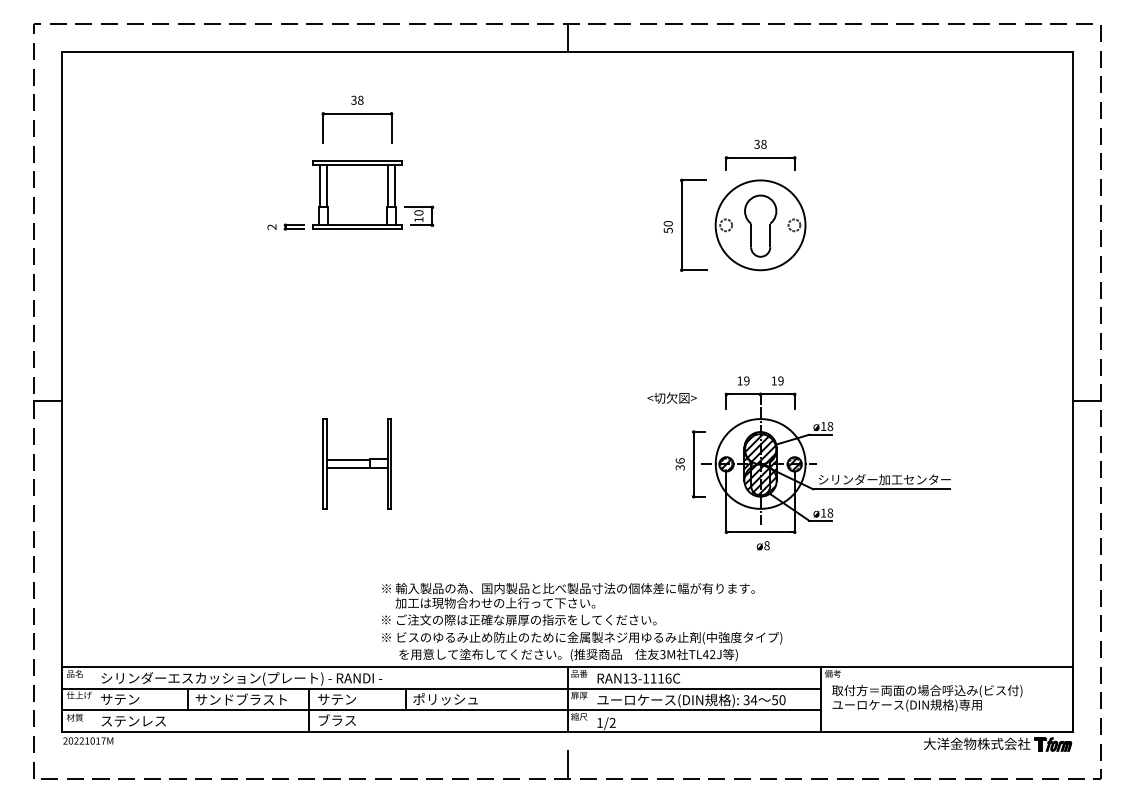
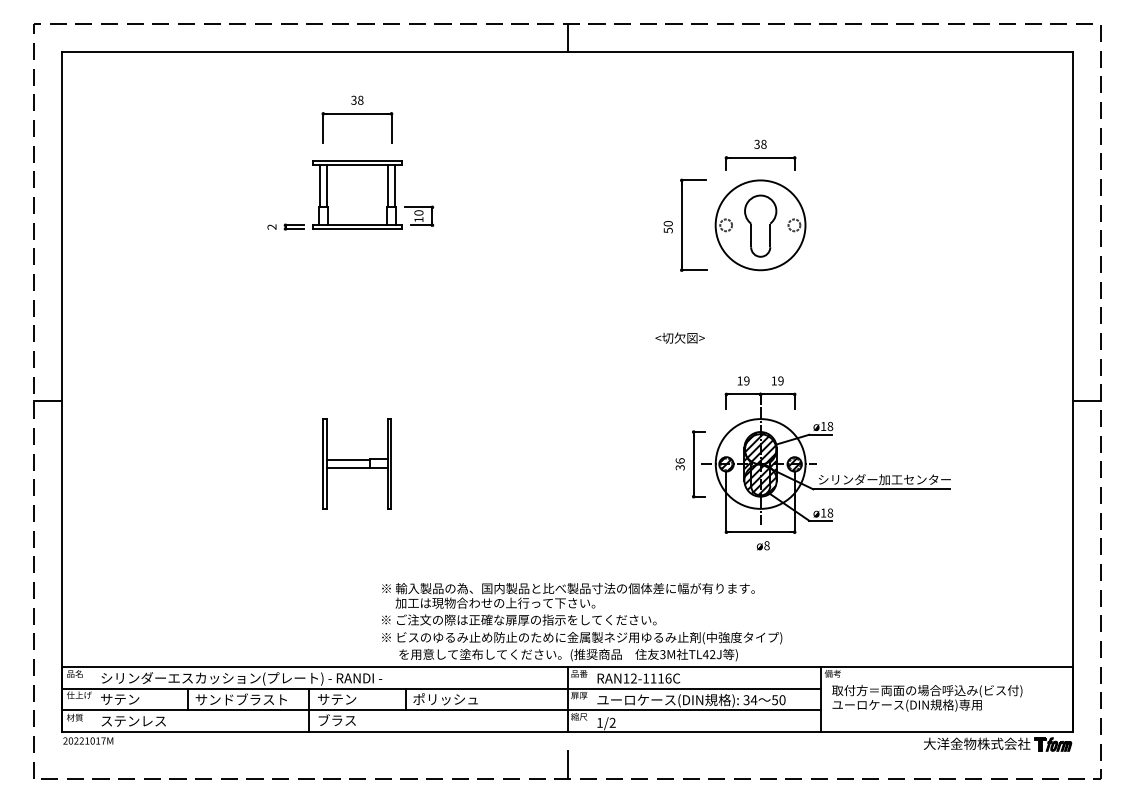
text position: (671, 397) -> (679, 337) (679, 337)
text: RAN13-1116C -> RAN12-1116C (633, 679)
